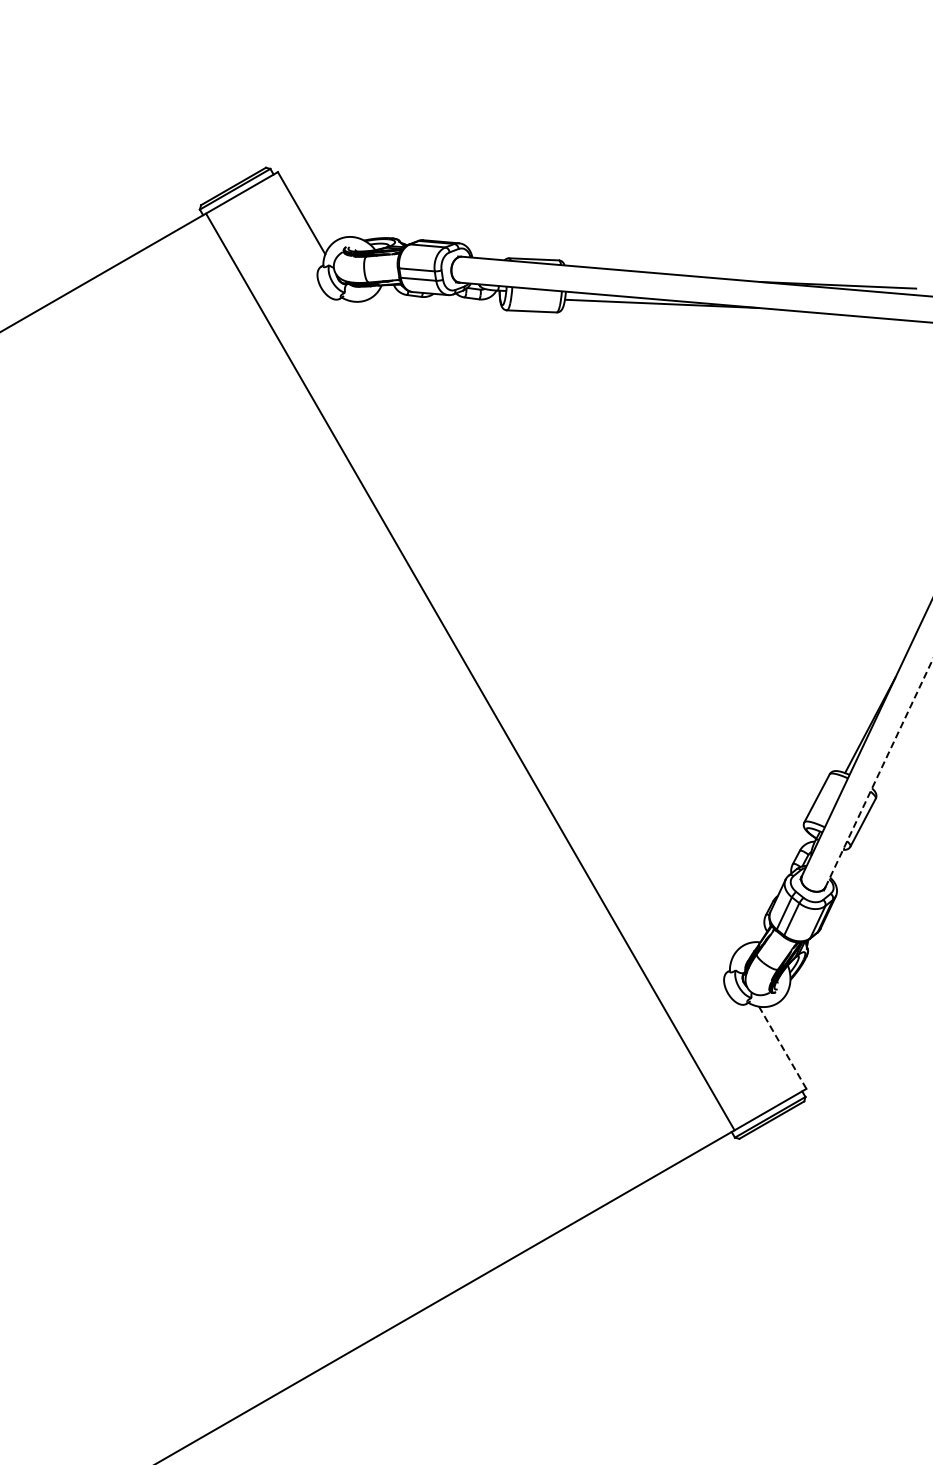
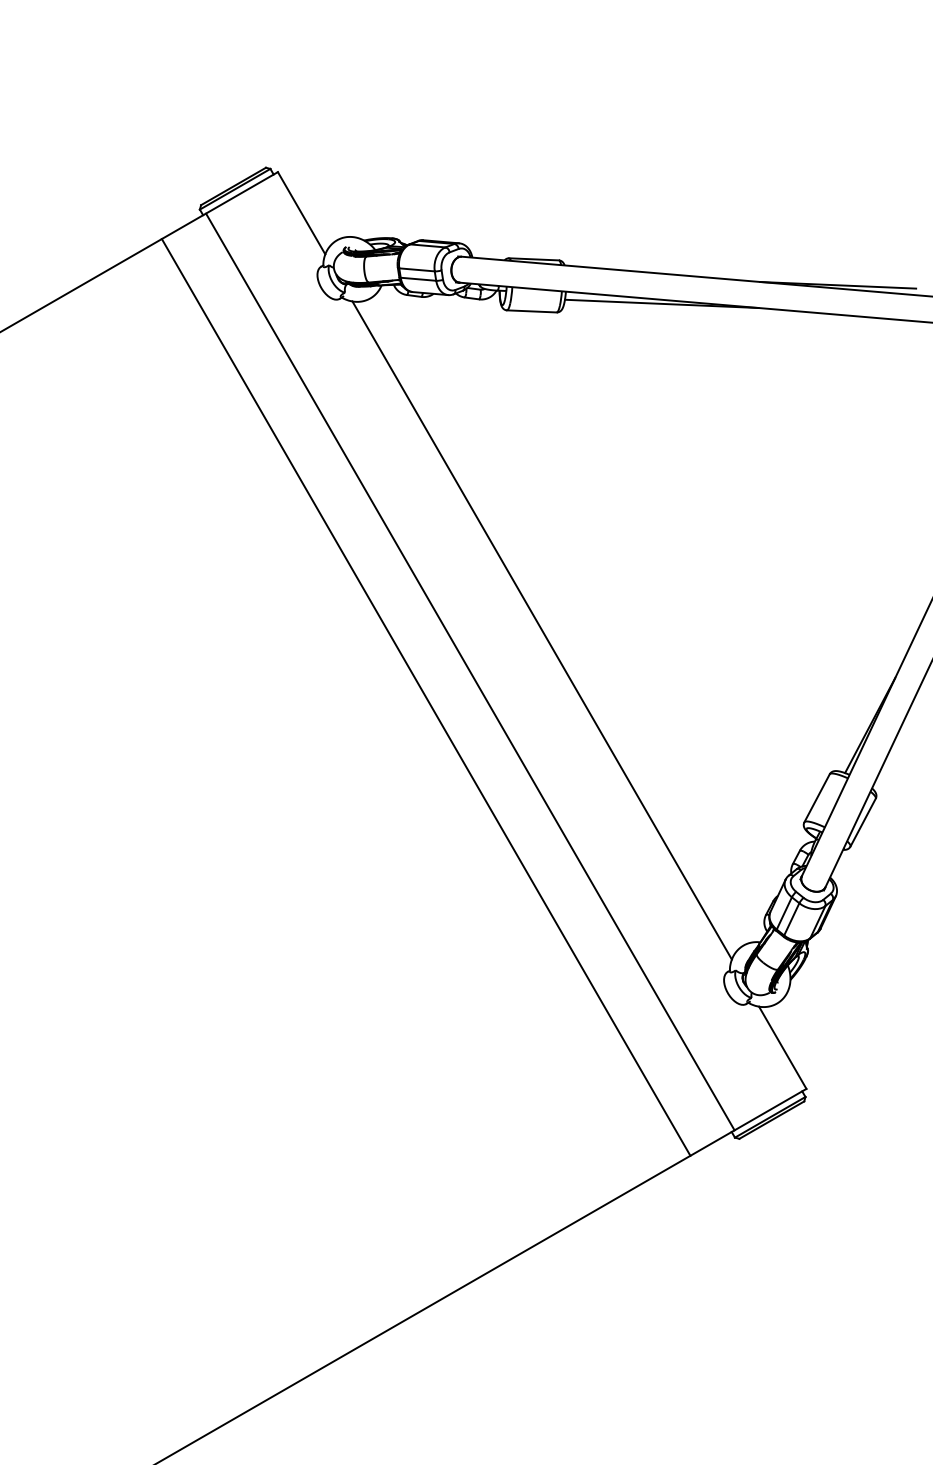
line: none -> present (541, 630)
line: none -> present (425, 697)
line: dashed -> solid (879, 773)
line: dashed -> solid (782, 1047)
